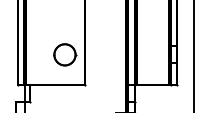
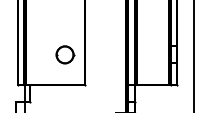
part size: 25x24 px -> 21x20 px (65, 54)
